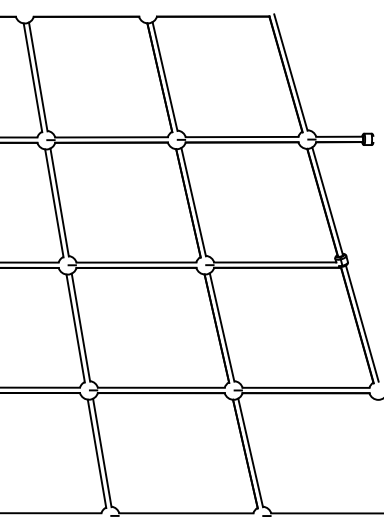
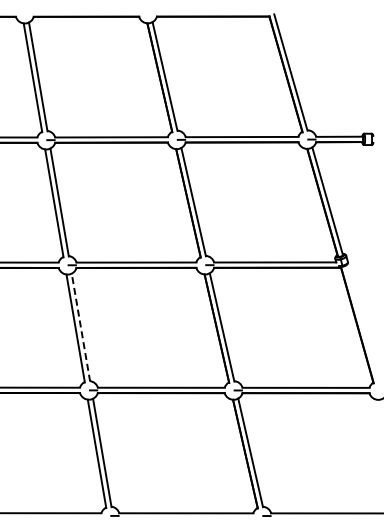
line: present -> none (361, 323)
line: solid -> dashed (80, 327)
